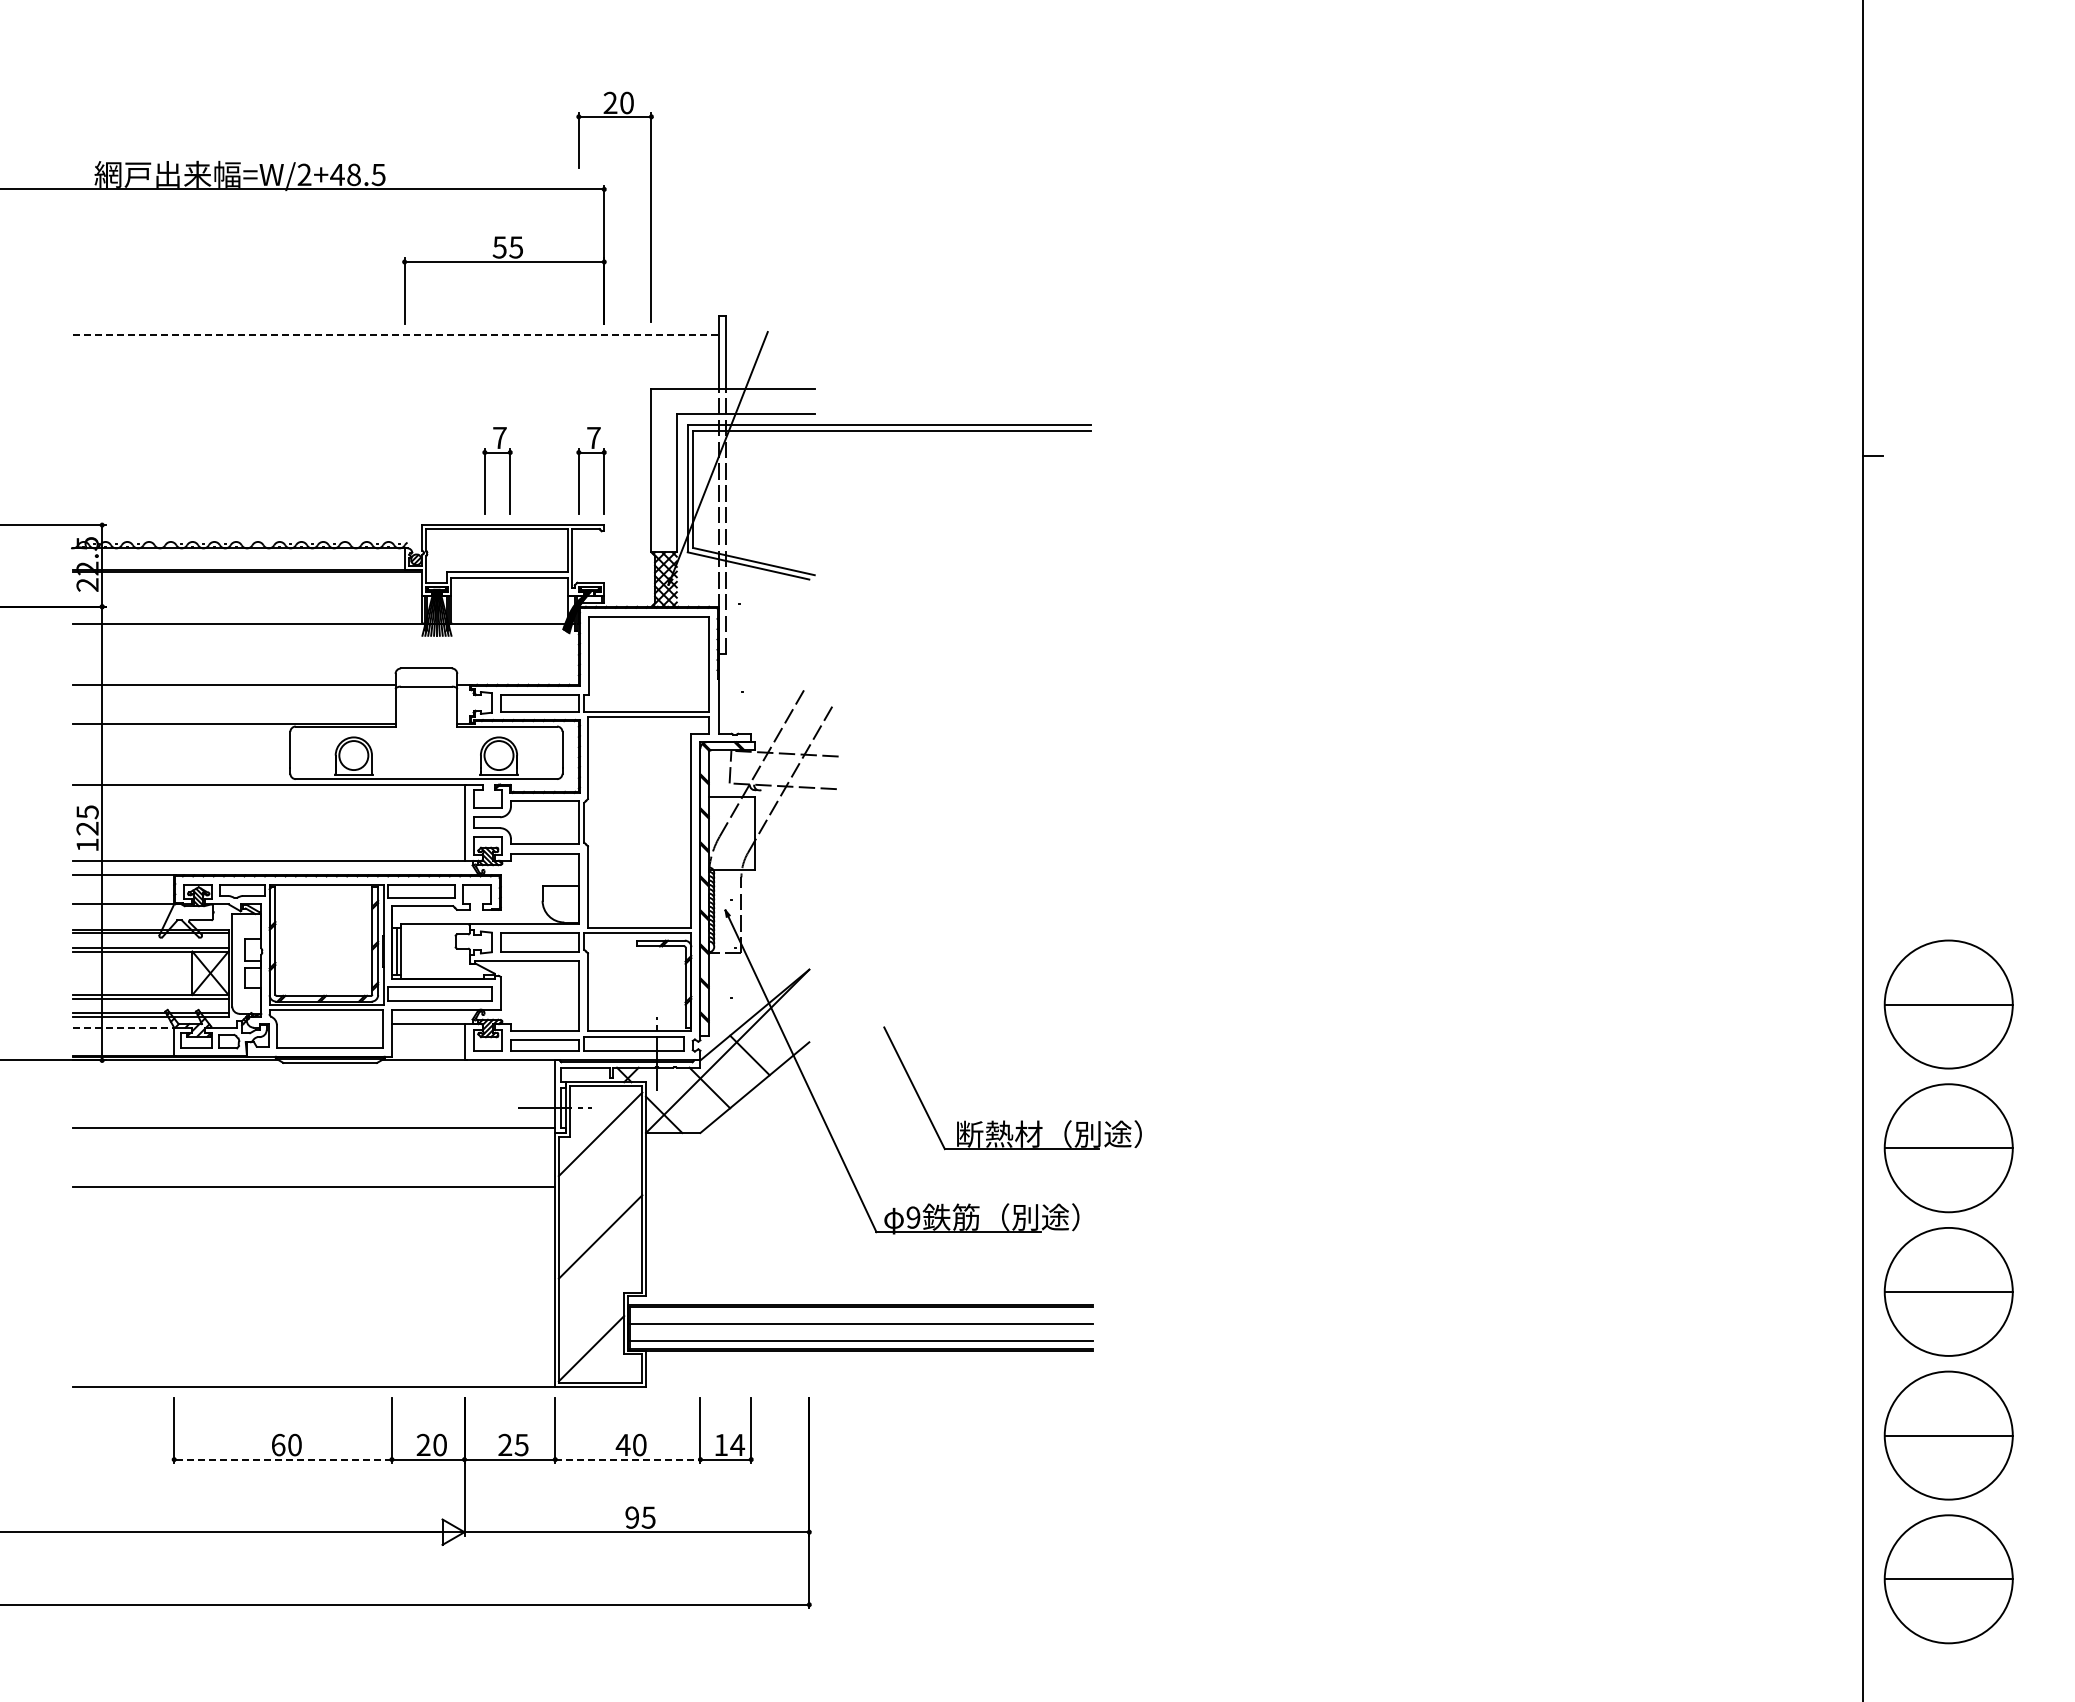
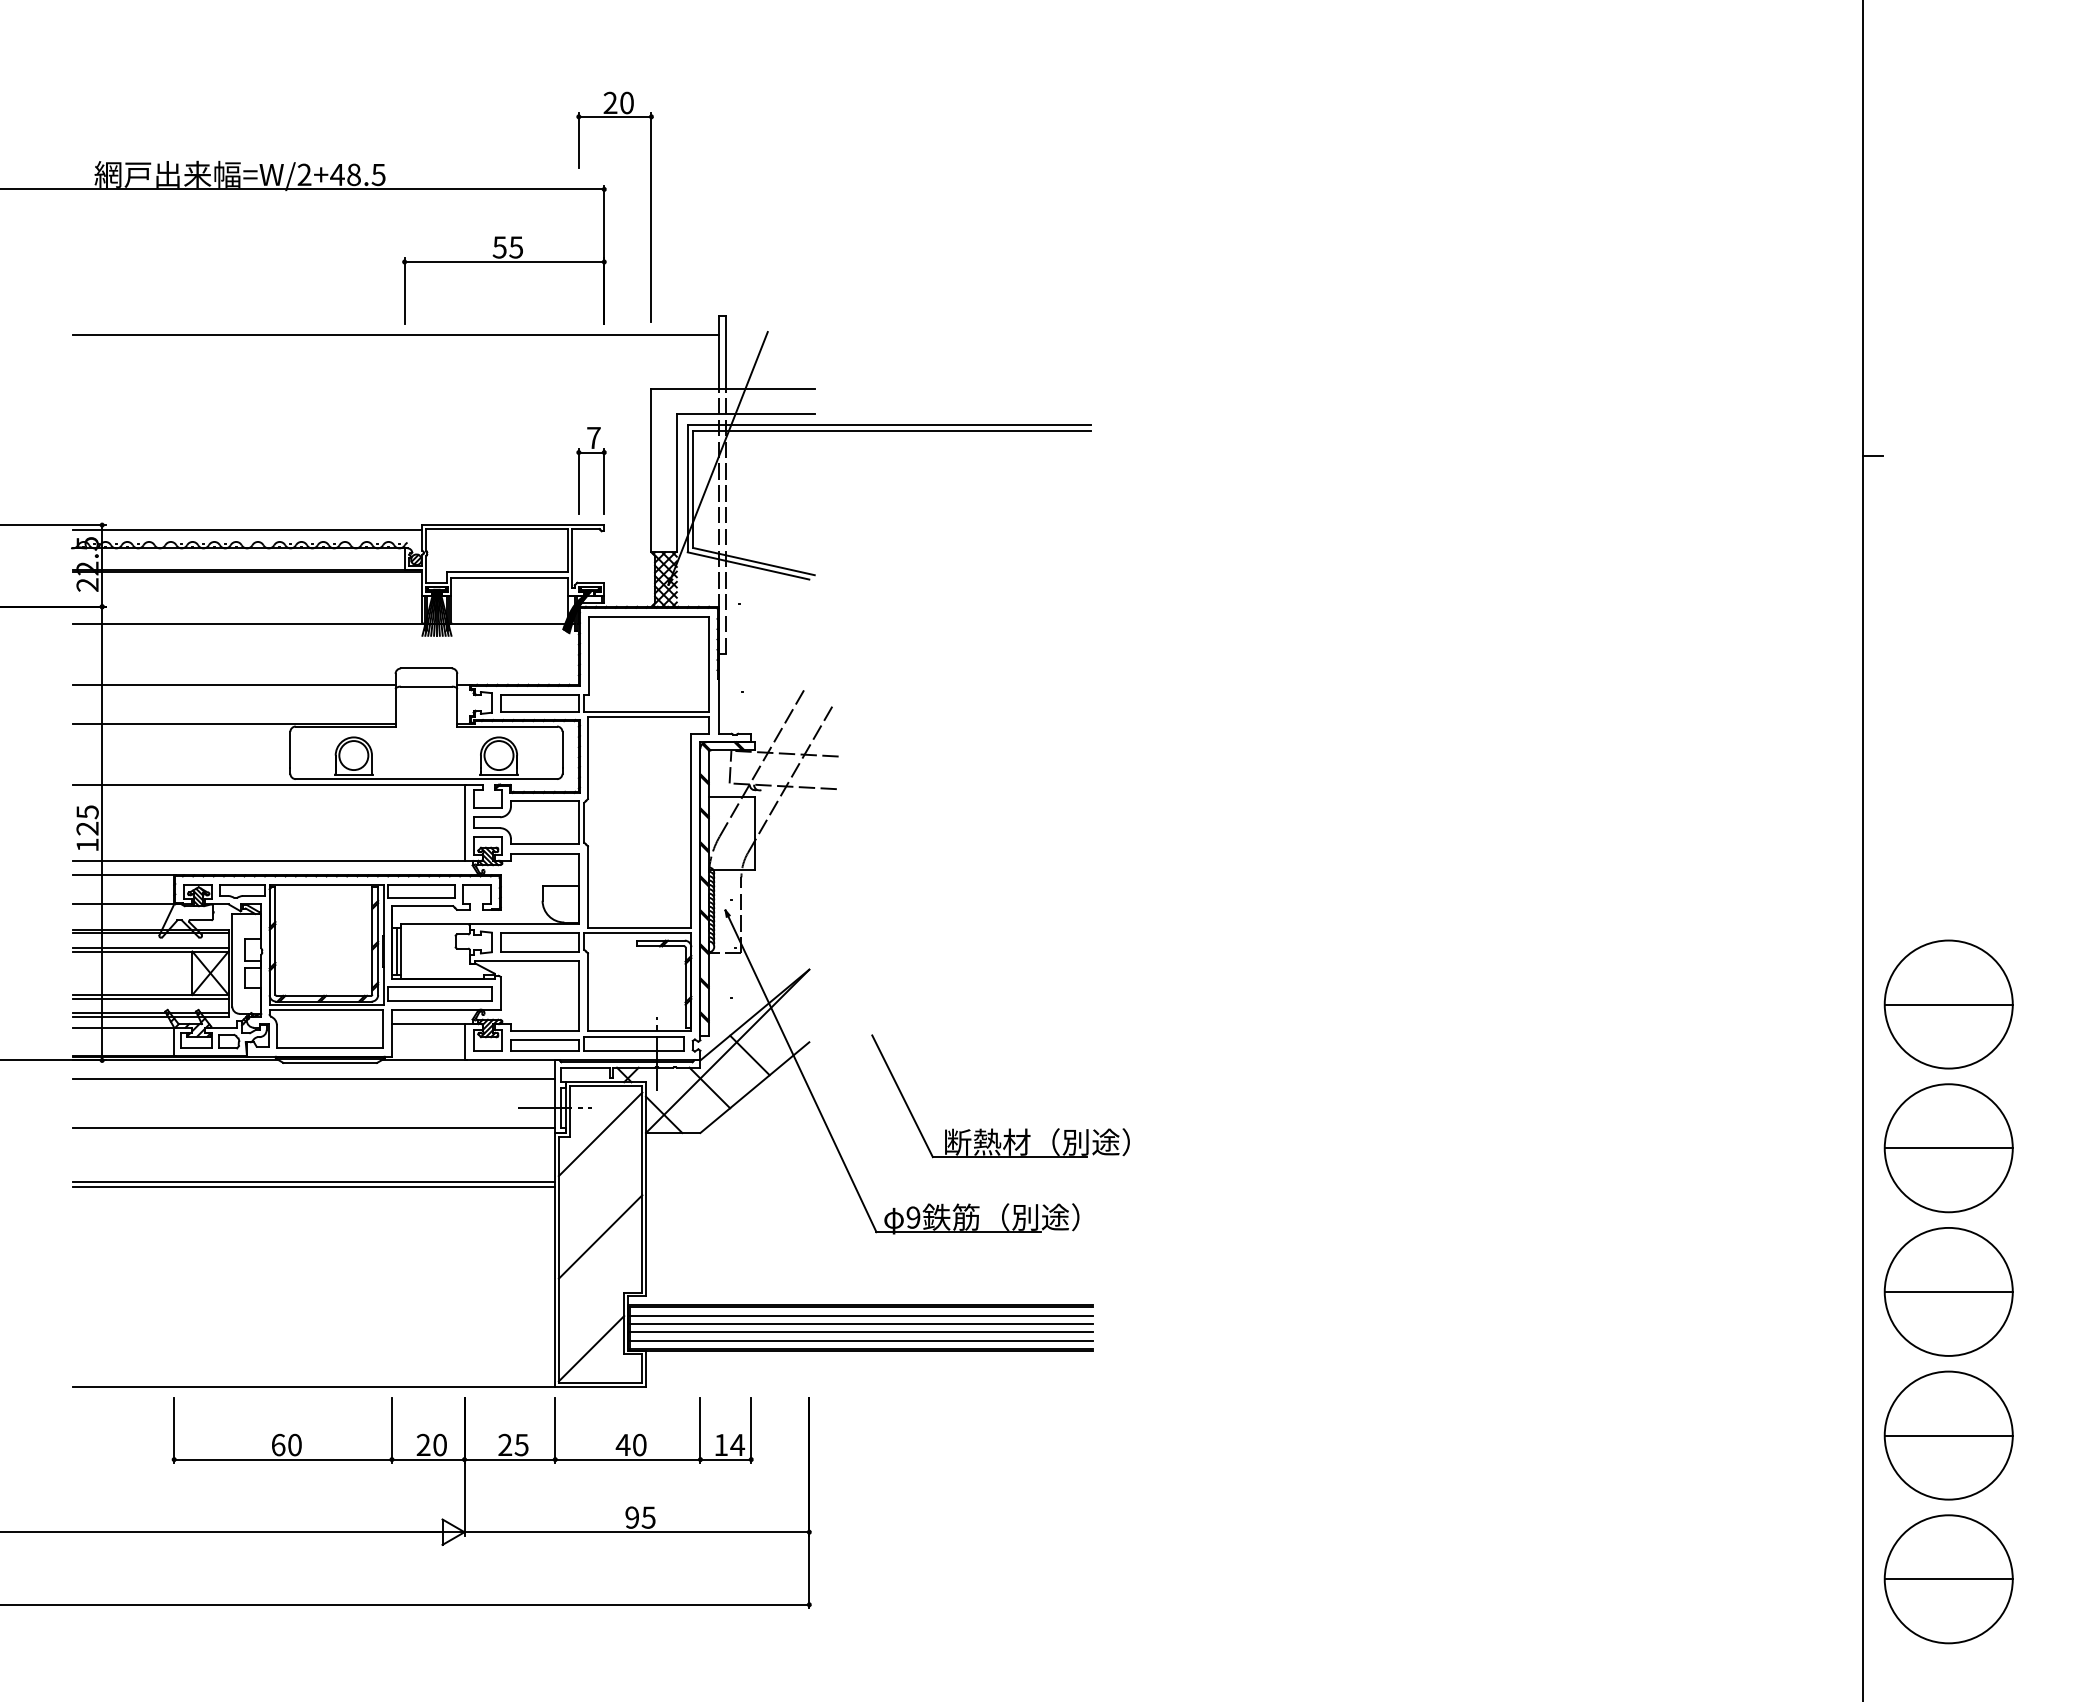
line: dashed -> solid (396, 334)
part: present -> none (485, 470)
line: none -> present (247, 529)
line: dashed -> solid (124, 1027)
line: none -> present (313, 1078)
part position: (1004, 1120) -> (992, 1128) (992, 1128)
line: none -> present (313, 1181)
line: none -> present (860, 1315)
line: none -> present (860, 1332)
line: dashed -> solid (283, 1459)
line: dashed -> solid (627, 1459)
